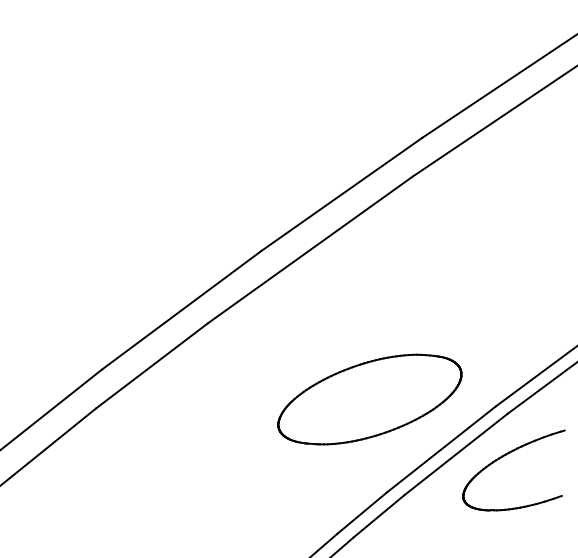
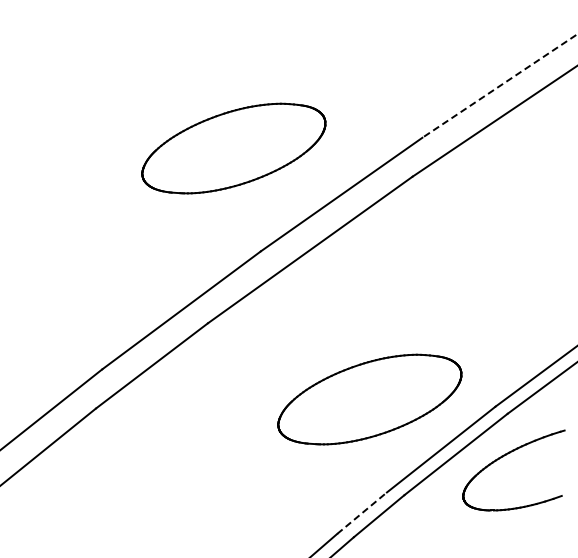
line: solid -> dashed (499, 86)
part: none -> present (233, 148)
line: solid -> dashed (362, 512)
